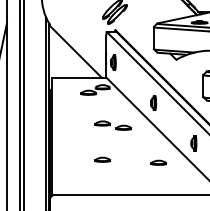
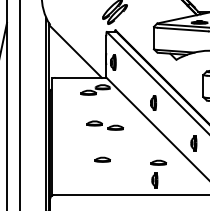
line: present -> none (24, 104)
part position: (112, 125) -> (104, 125) (104, 125)
part: none -> present (154, 180)
